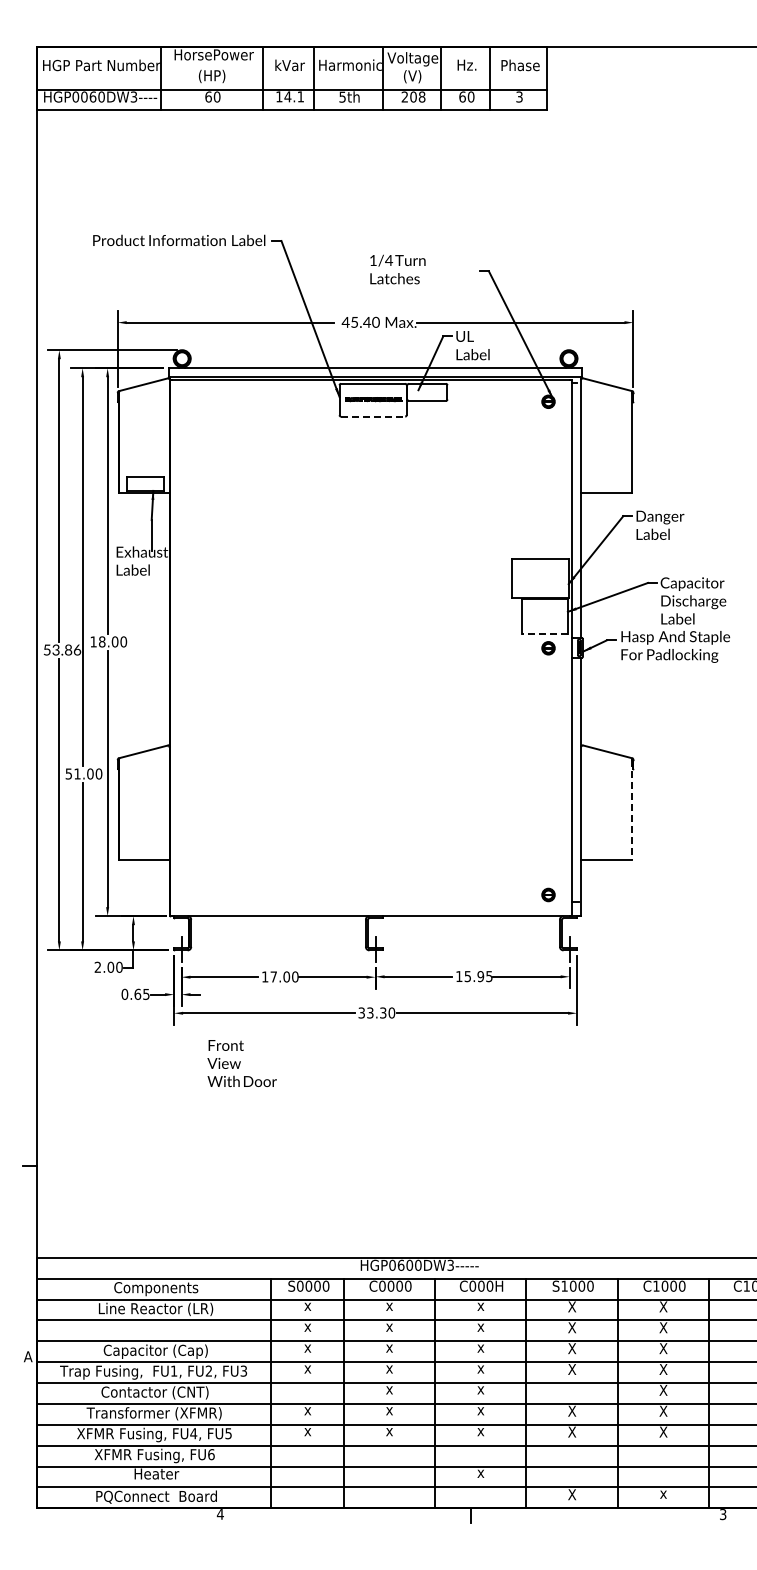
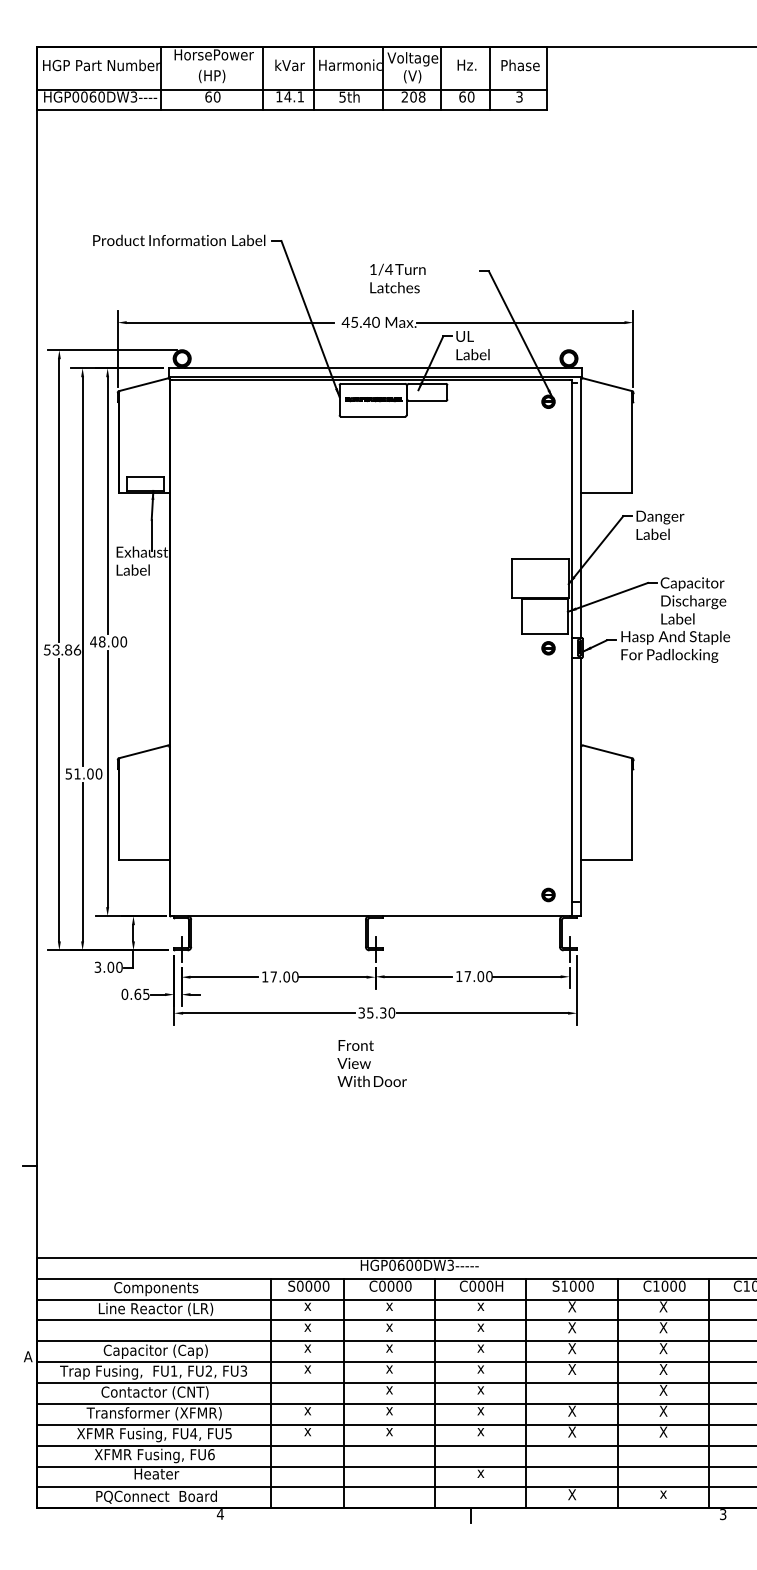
text position: (397, 269) -> (397, 278) (397, 278)
line: dashed -> solid (373, 416)
line: dashed -> solid (545, 633)
text: 18.00 -> 48.00 (93, 641)
line: dashed -> solid (632, 810)
text: 2.00 -> 3.00 (97, 967)
text: 15.95 -> 17.00 (478, 976)
text: 33.30 -> 35.30 (370, 1012)
text position: (241, 1063) -> (371, 1063) (371, 1063)
